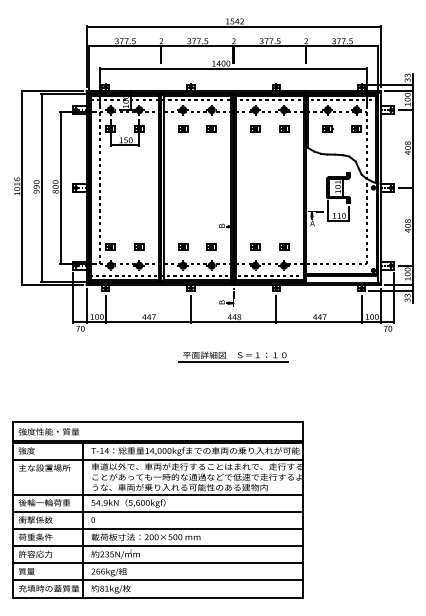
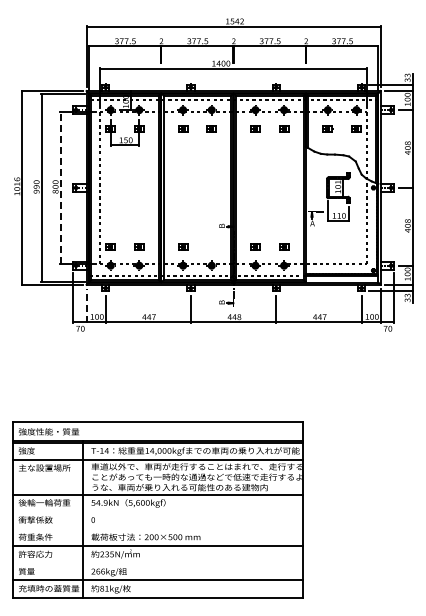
line: solid -> dashed (60, 187)
part: present -> none (211, 246)
line: solid -> dashed (86, 305)
part: present -> none (233, 356)
line: present -> none (157, 511)
line: present -> none (157, 528)
line: present -> none (157, 563)
